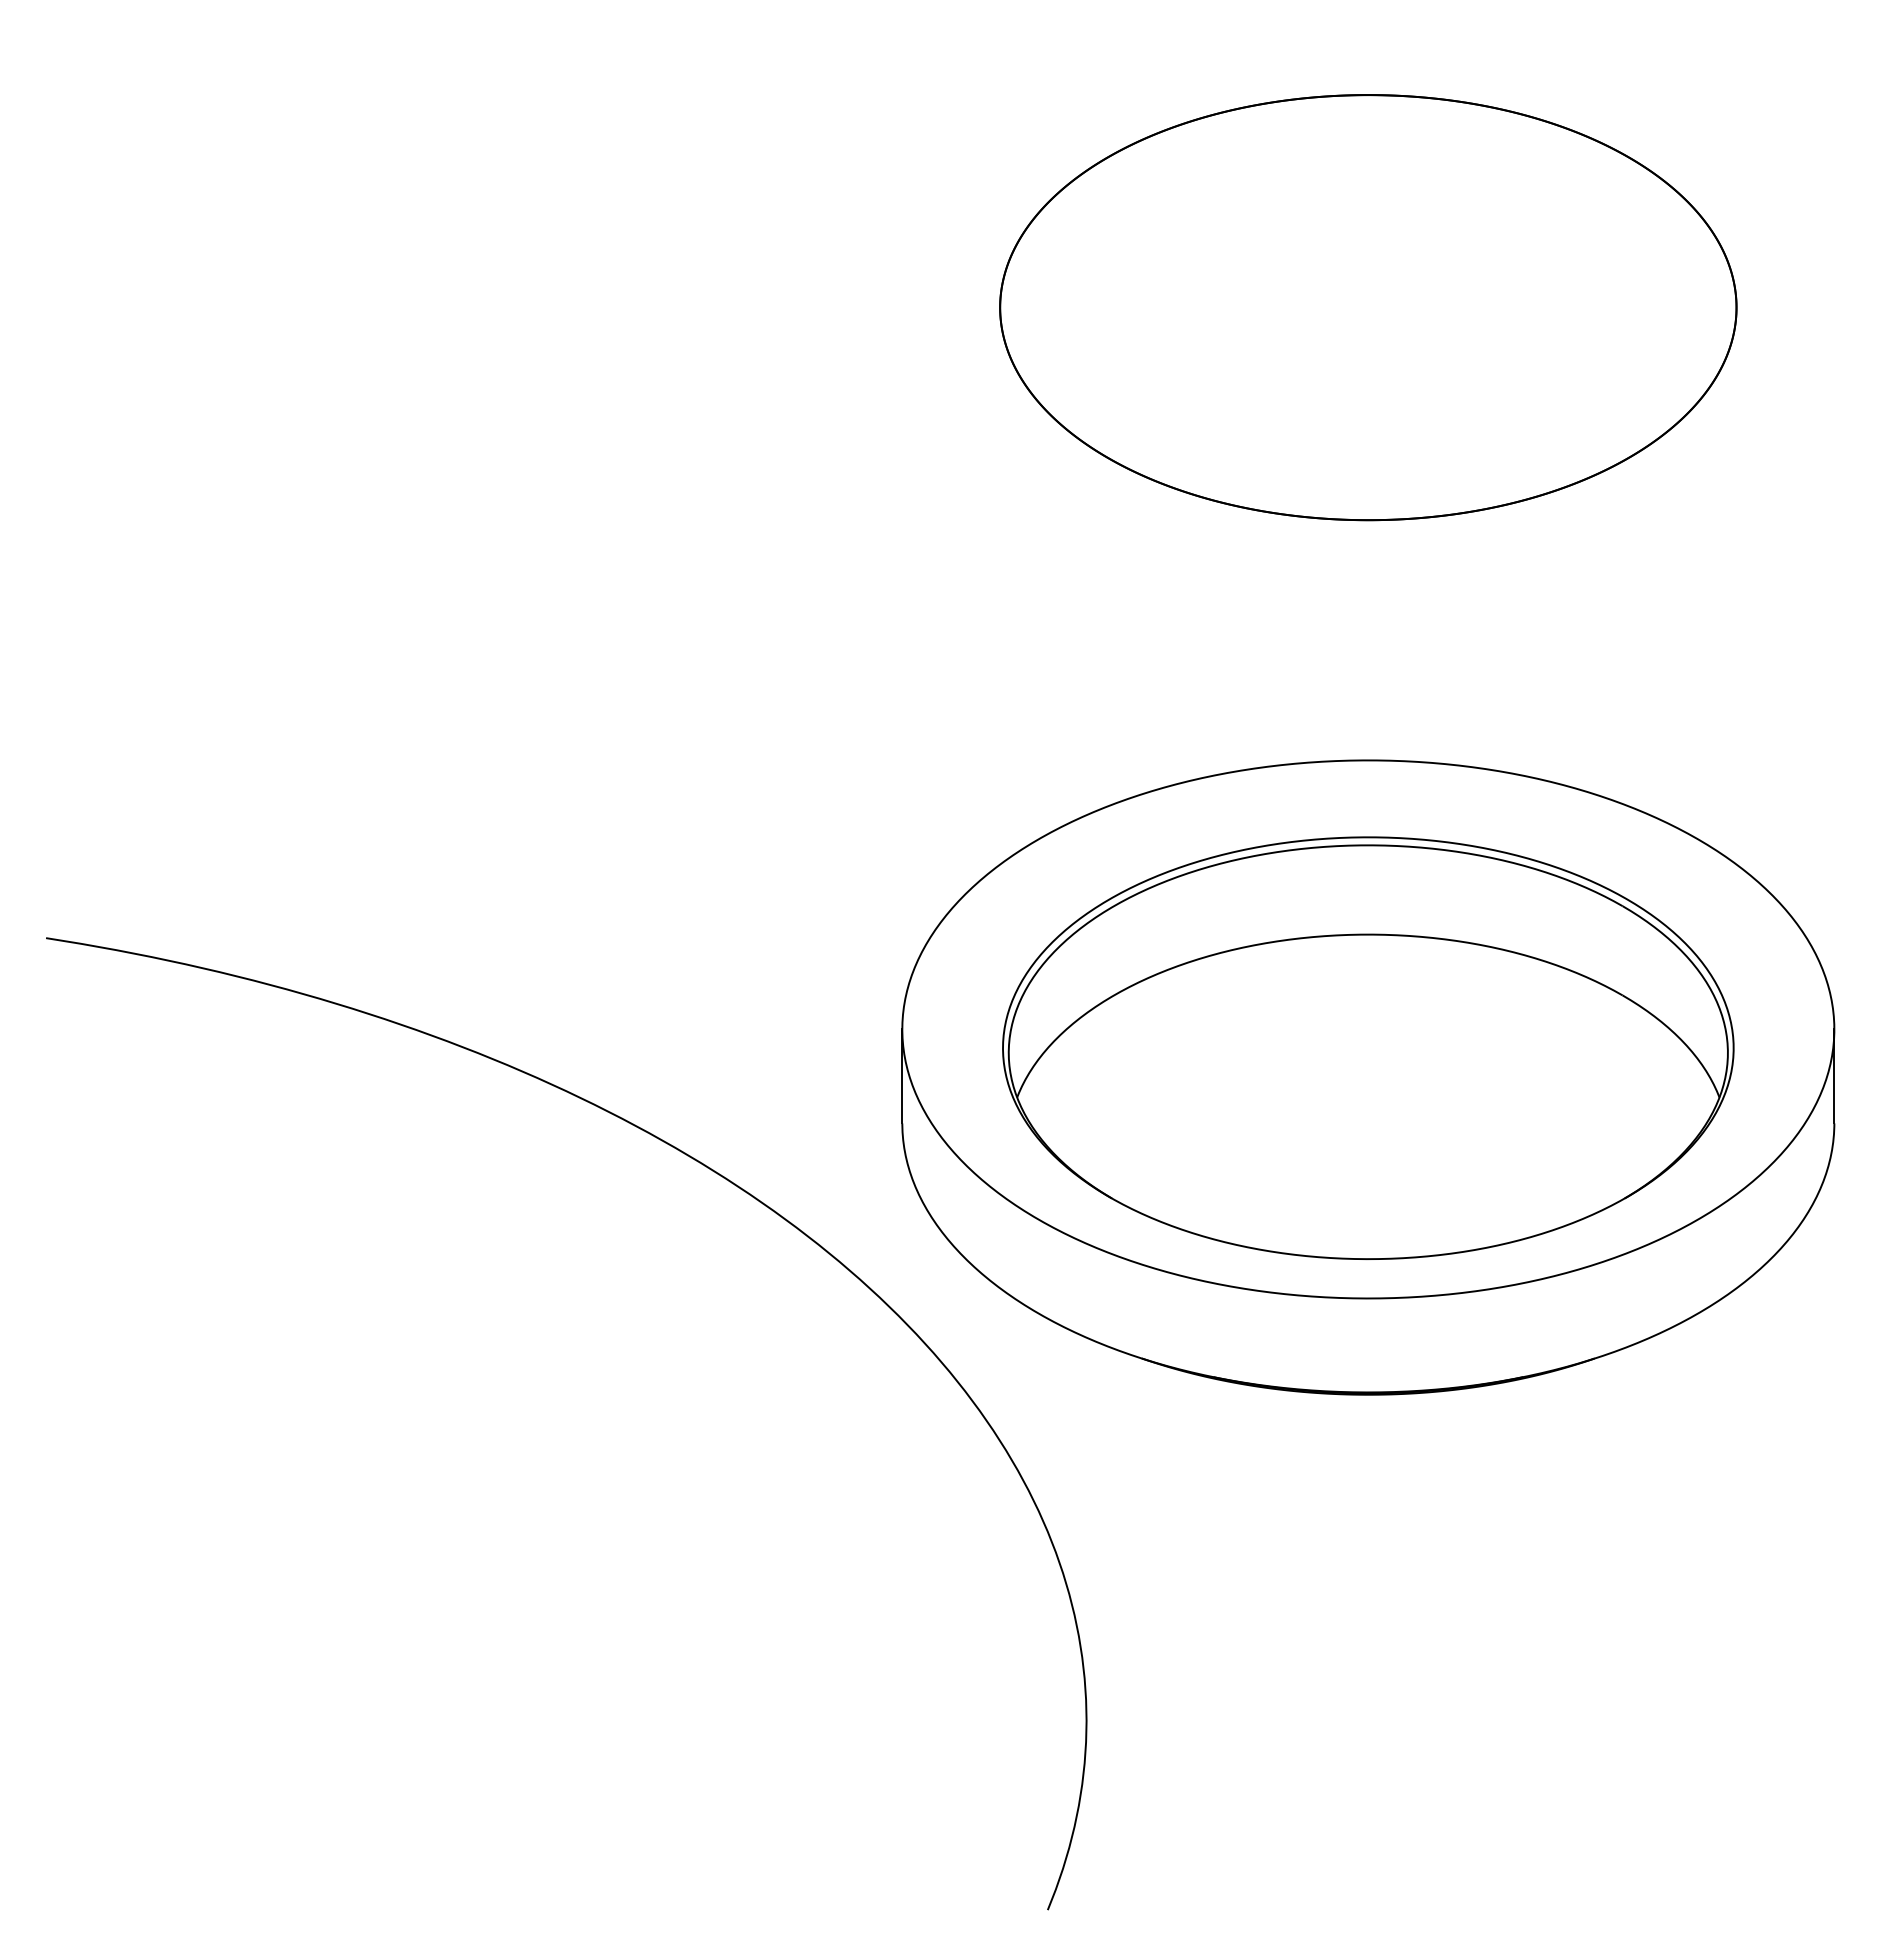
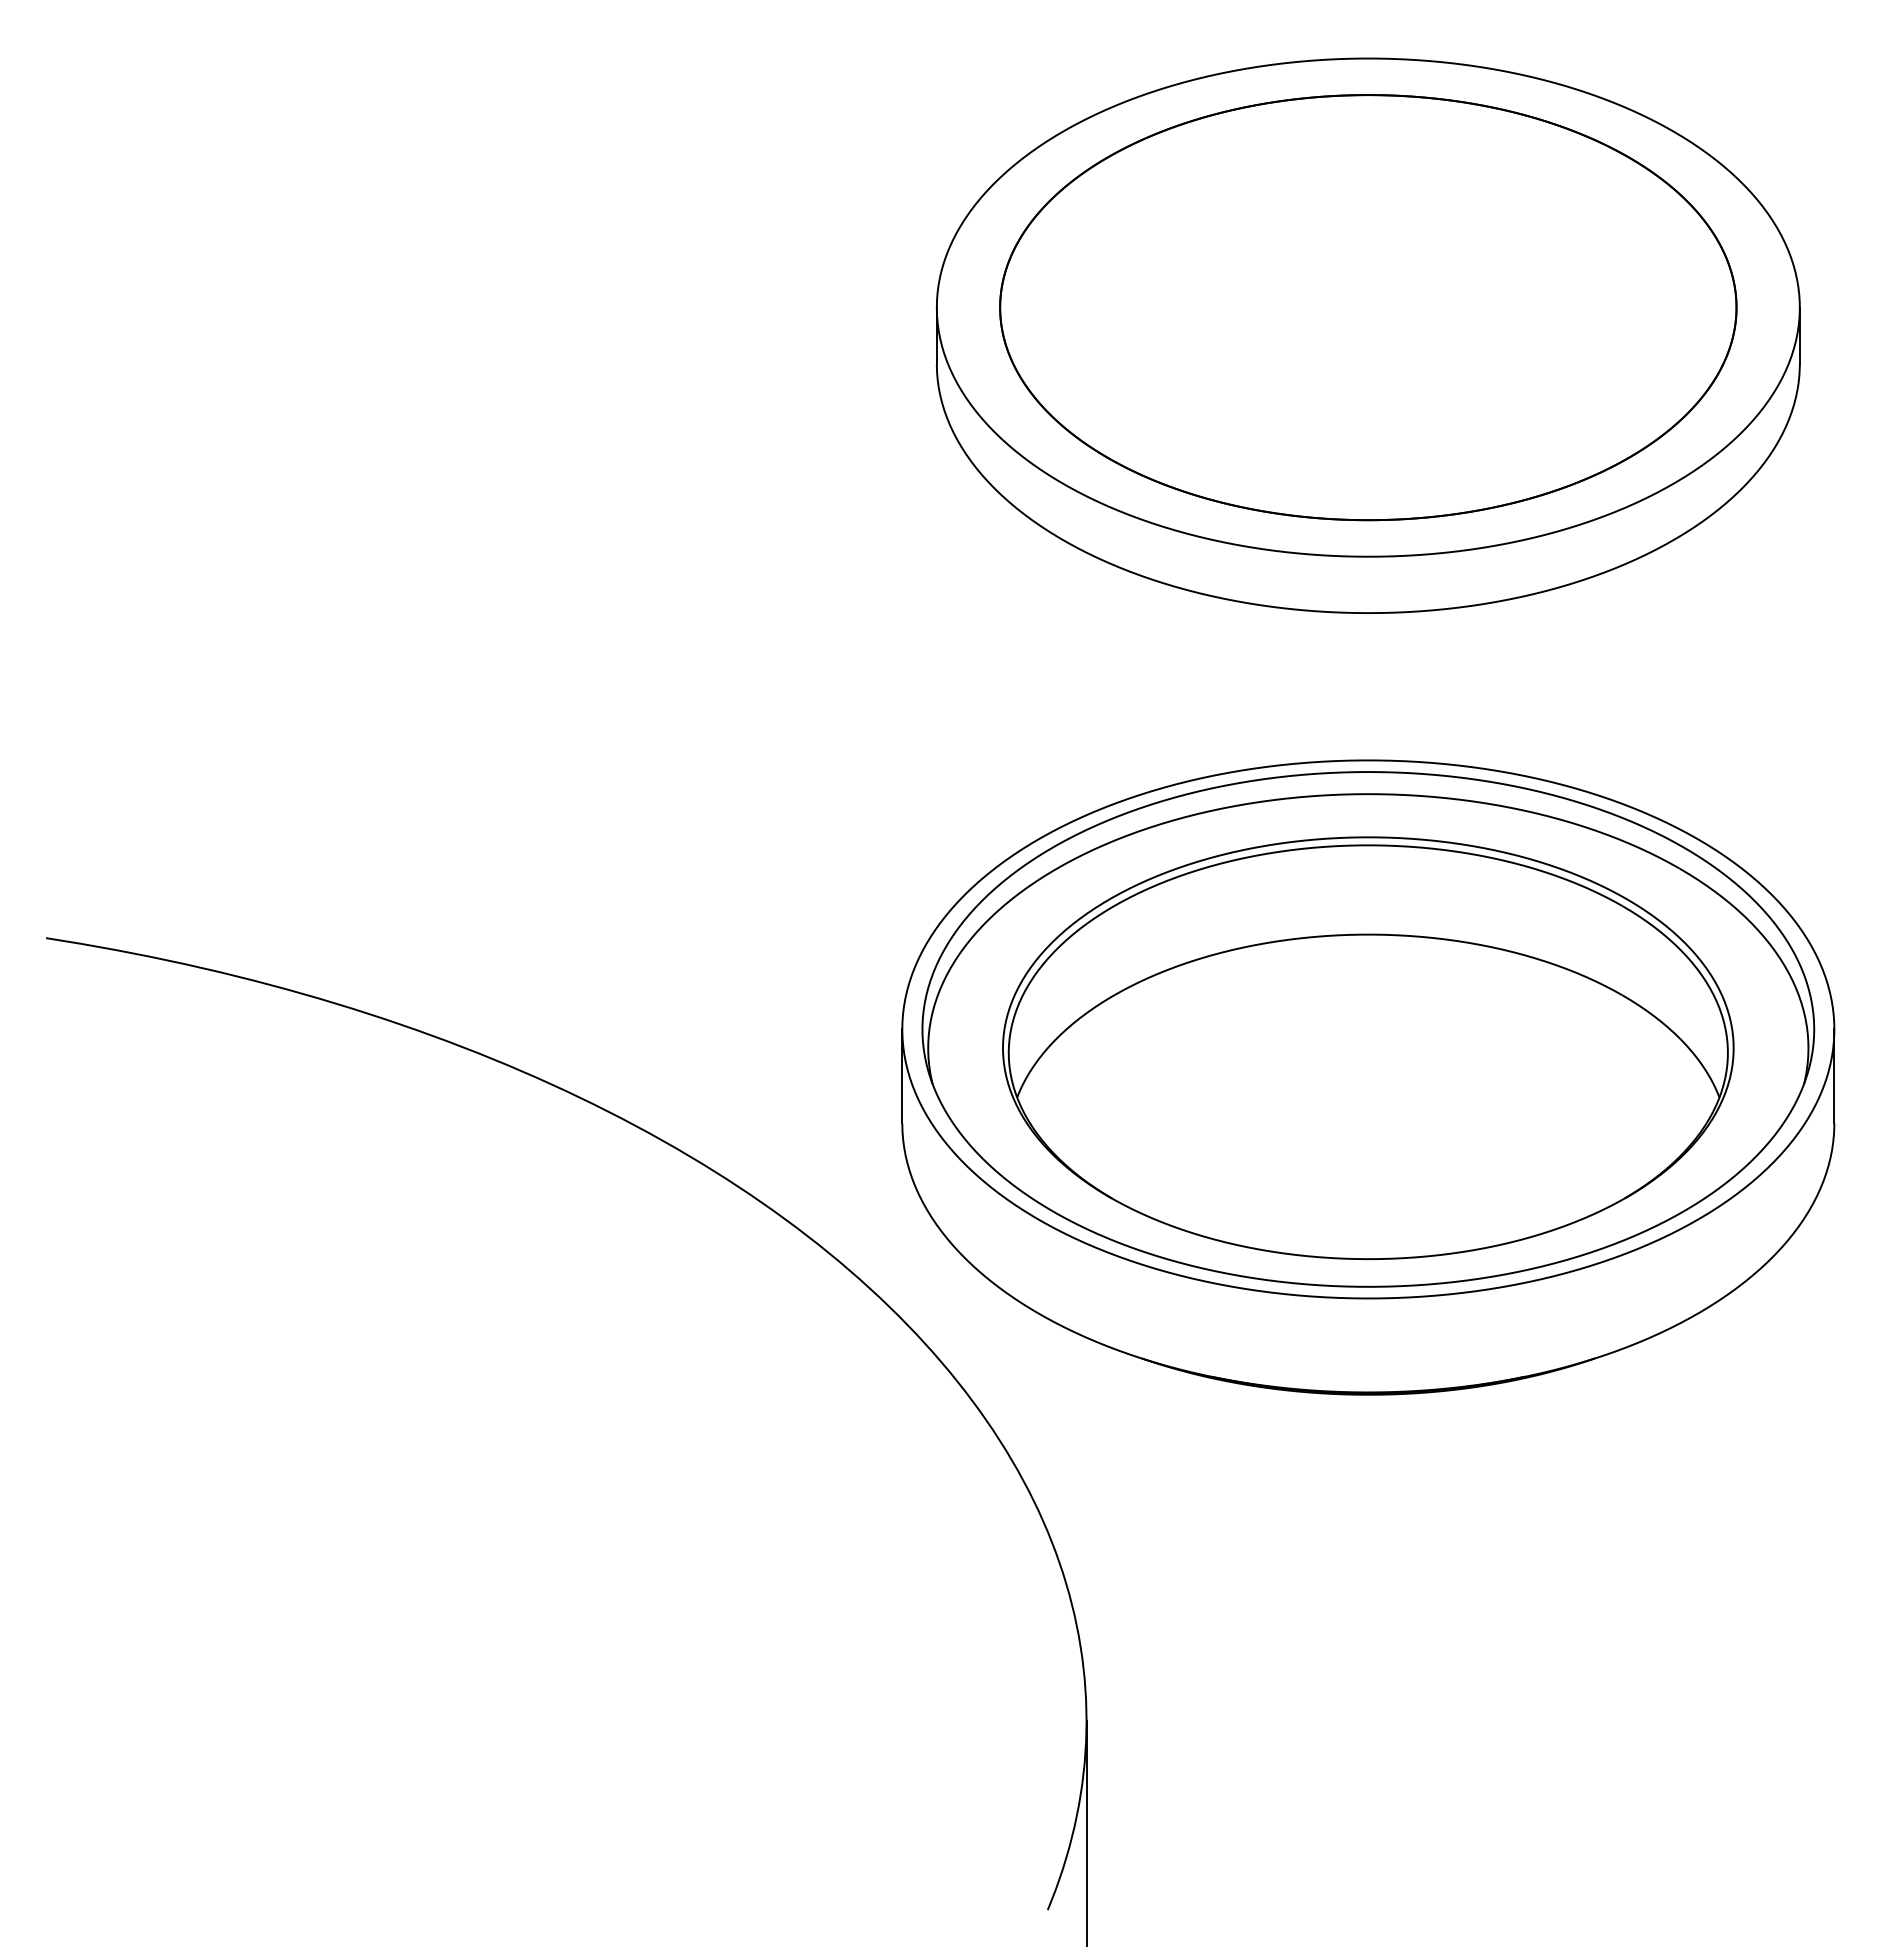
part: none -> present (1367, 335)
part: none -> present (1368, 1029)
line: none -> present (1086, 1833)
